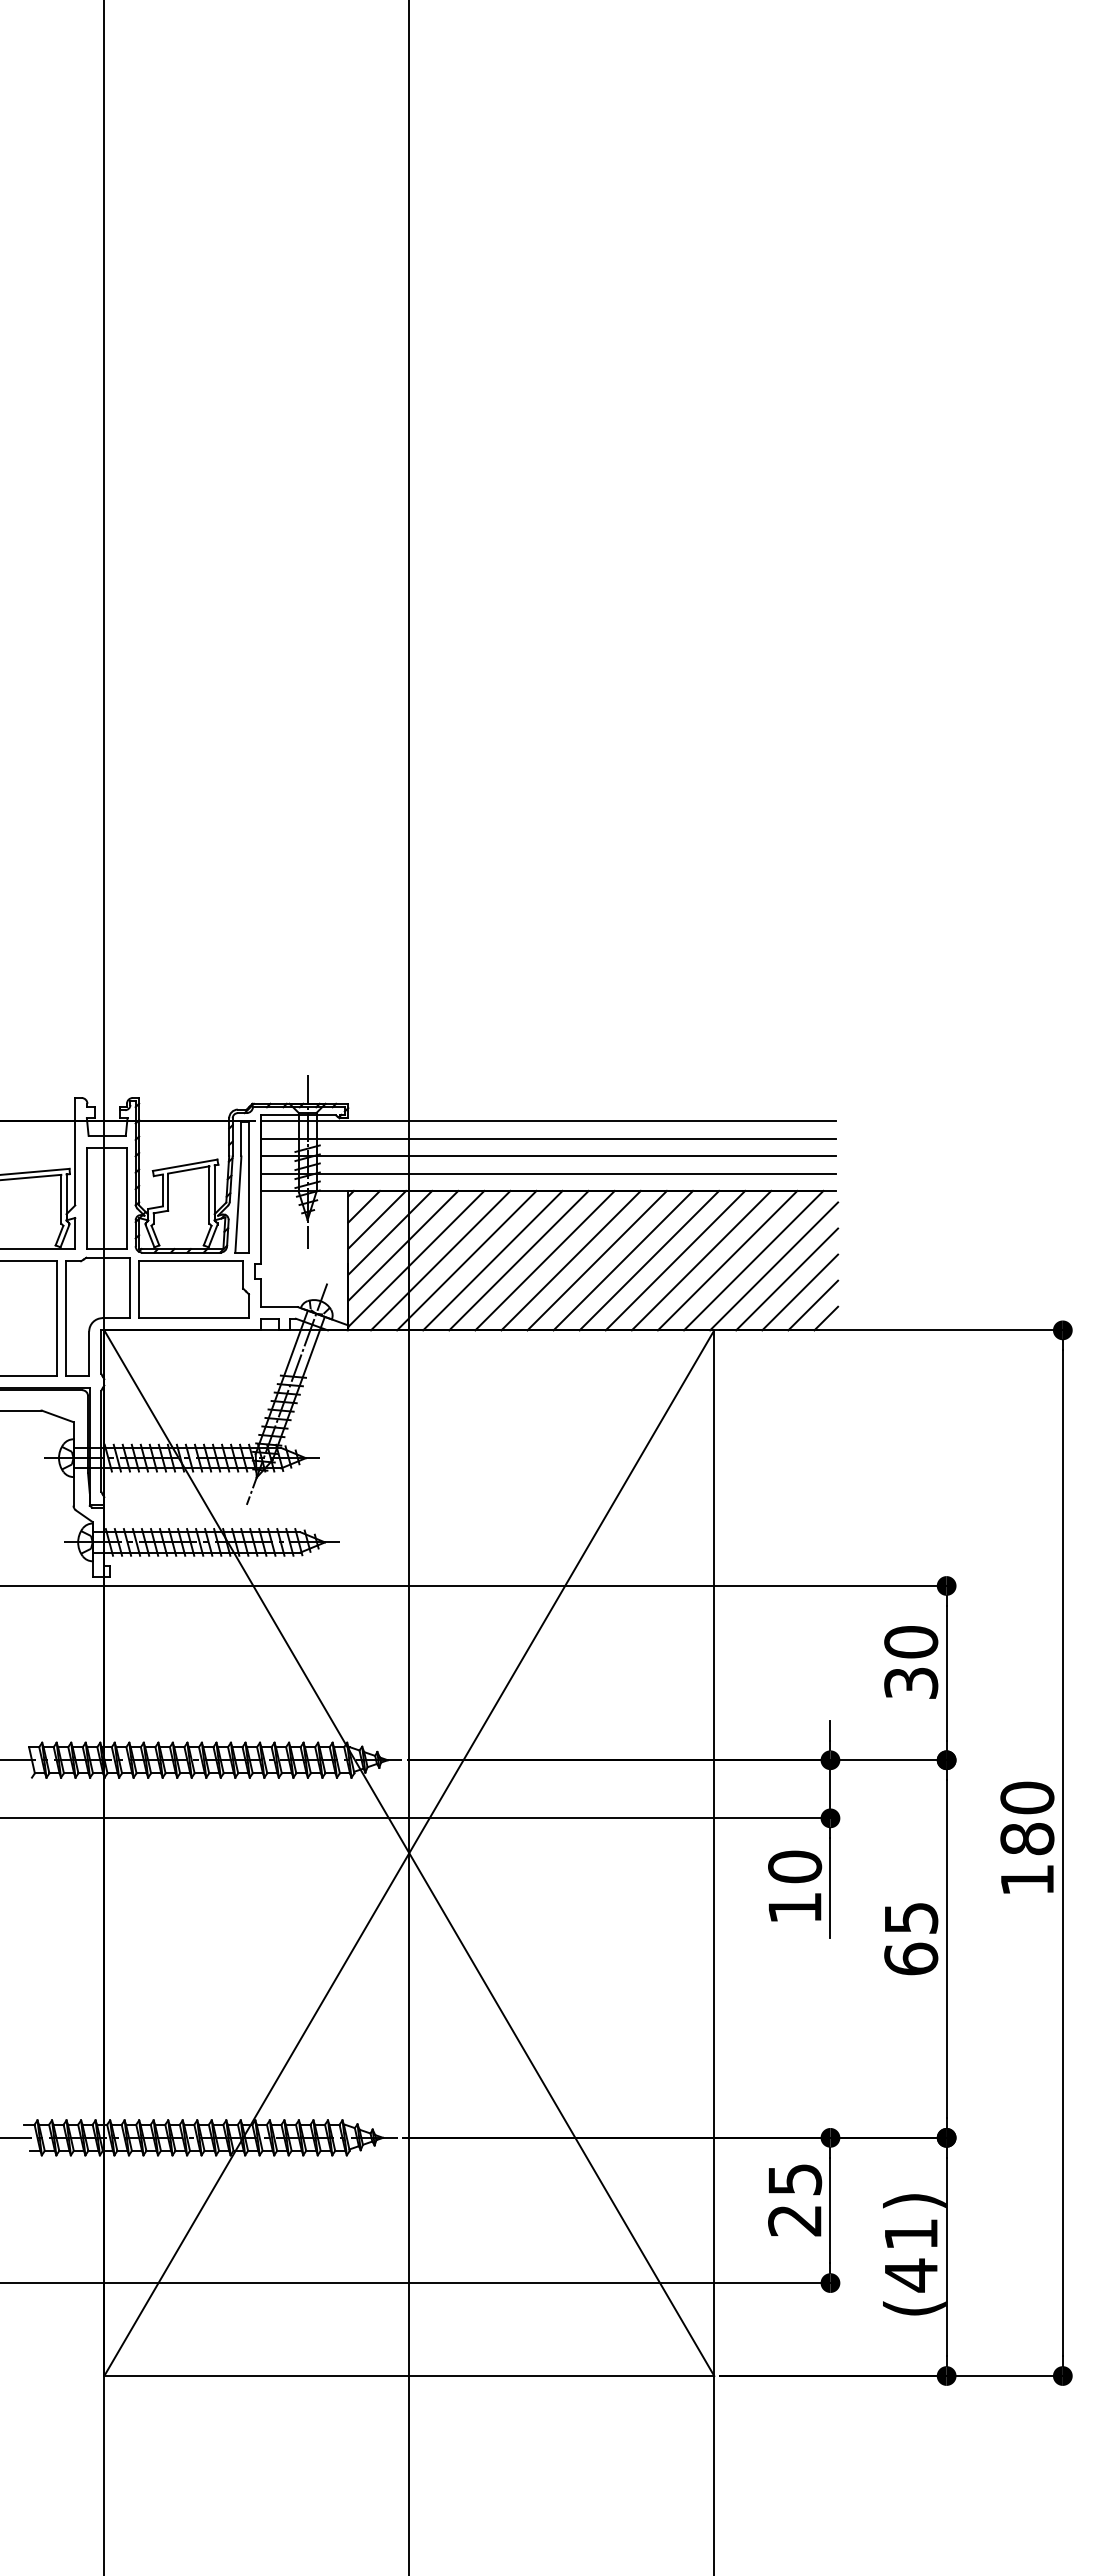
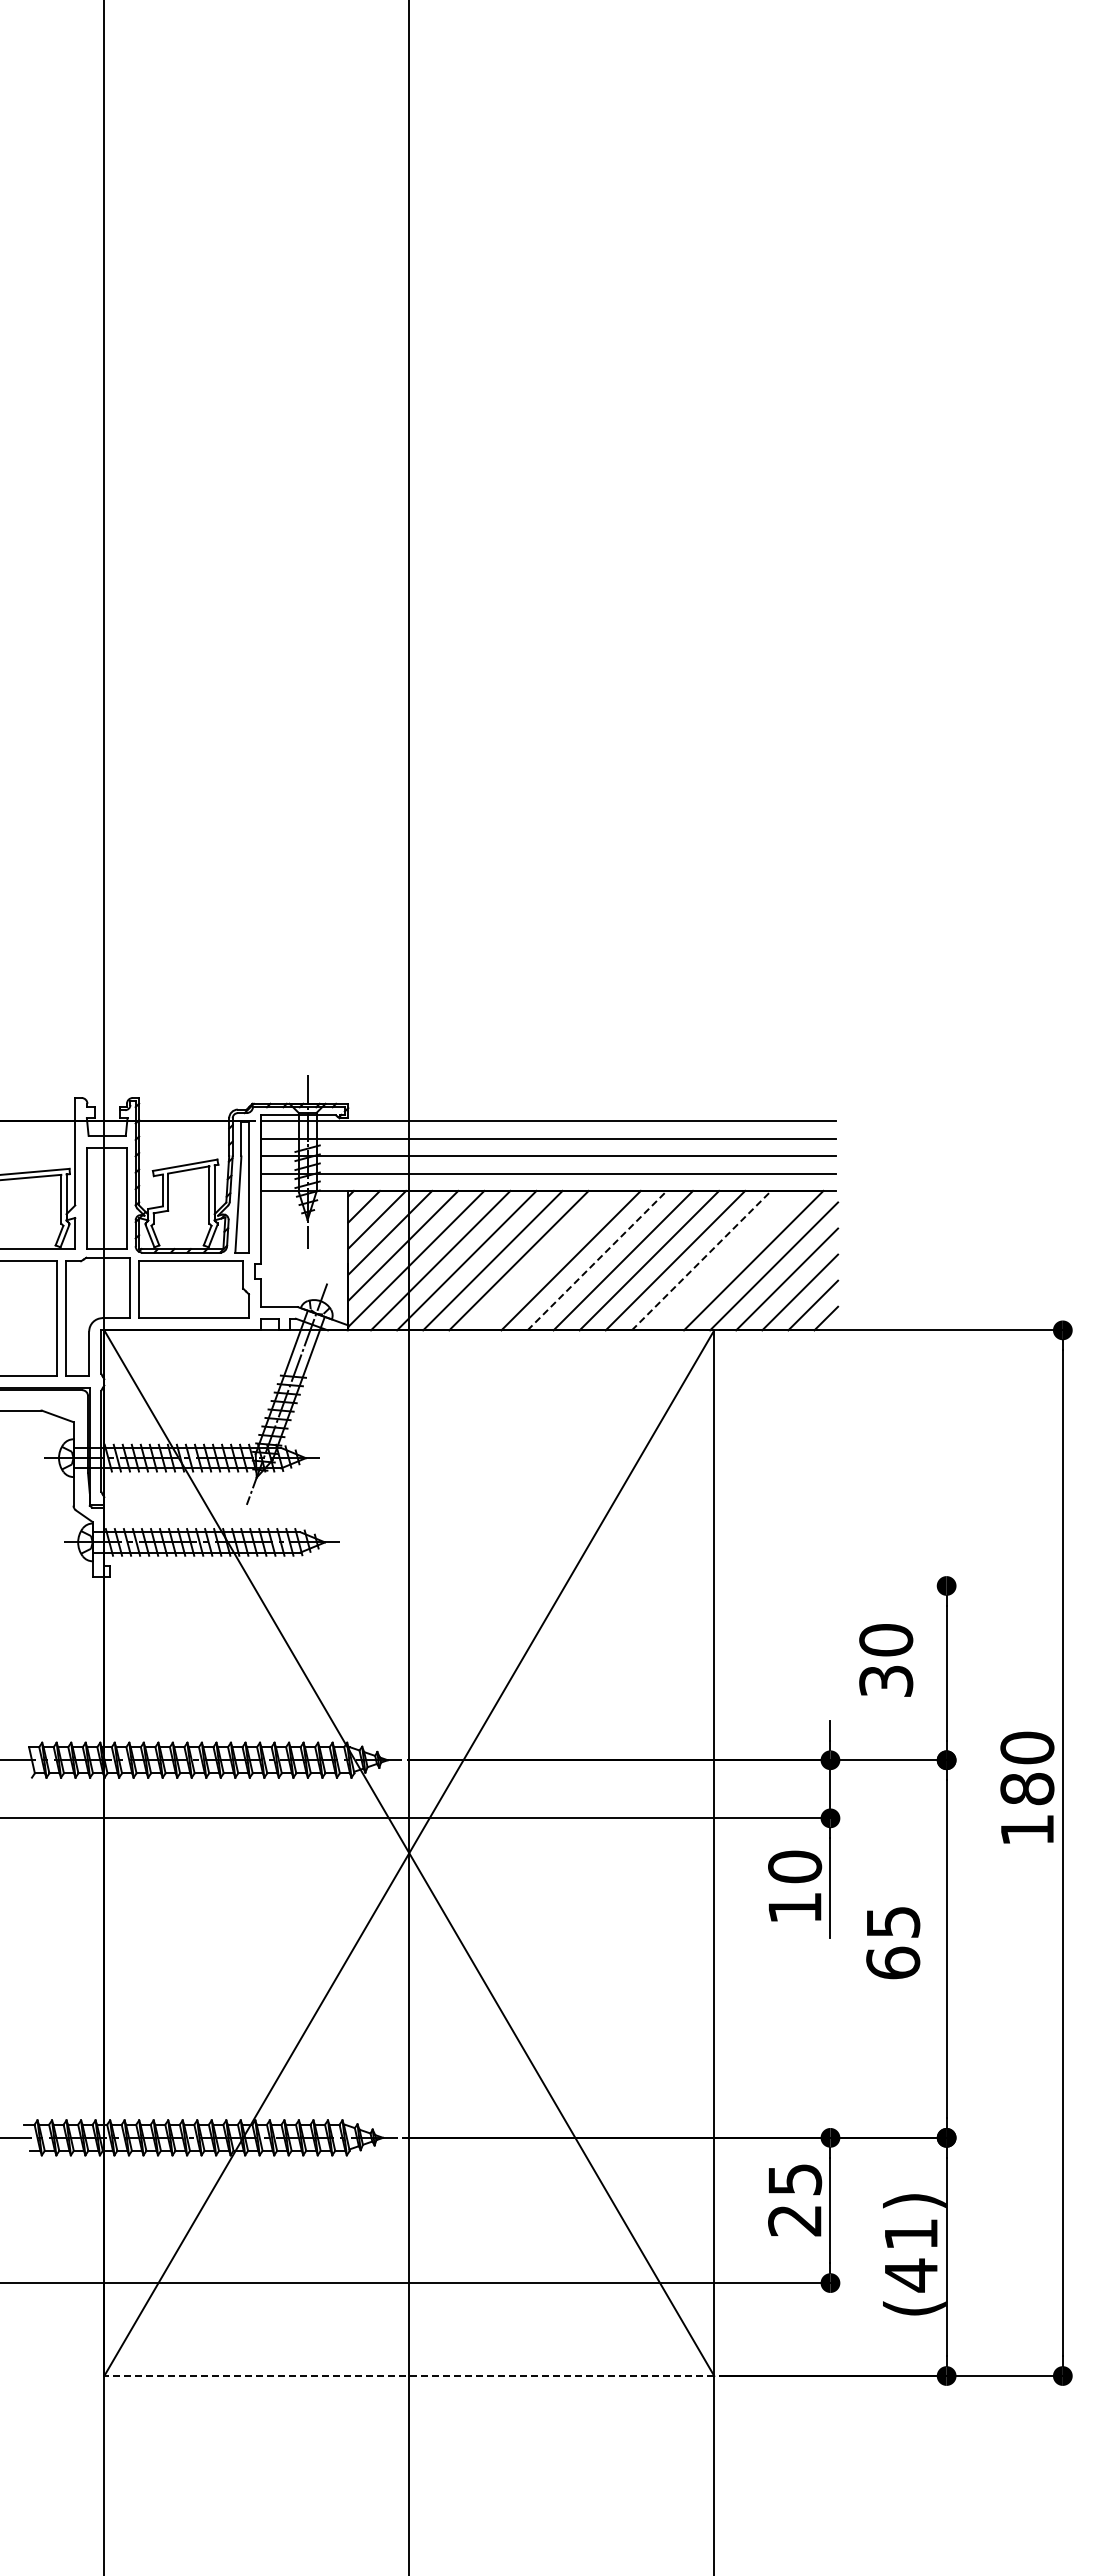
line: present -> none (544, 1260)
line: solid -> dashed (597, 1260)
line: solid -> dashed (701, 1260)
line: present -> none (727, 1260)
line: present -> none (477, 1585)
text position: (911, 1662) -> (886, 1660) (886, 1660)
text position: (1027, 1837) -> (1027, 1787) (1027, 1787)
text position: (911, 1939) -> (893, 1943) (893, 1943)
line: solid -> dashed (409, 2376)
